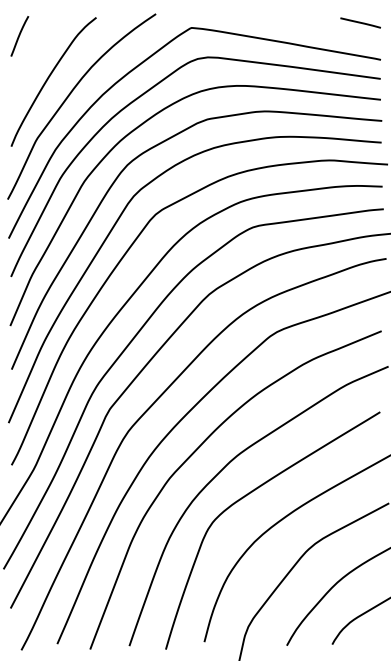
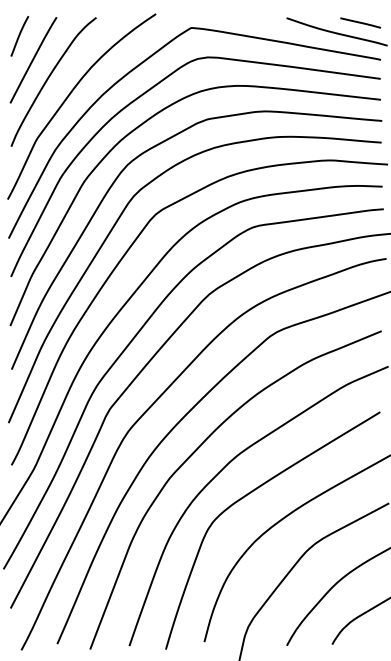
curve: none -> present (336, 32)
curve: none -> present (33, 60)
